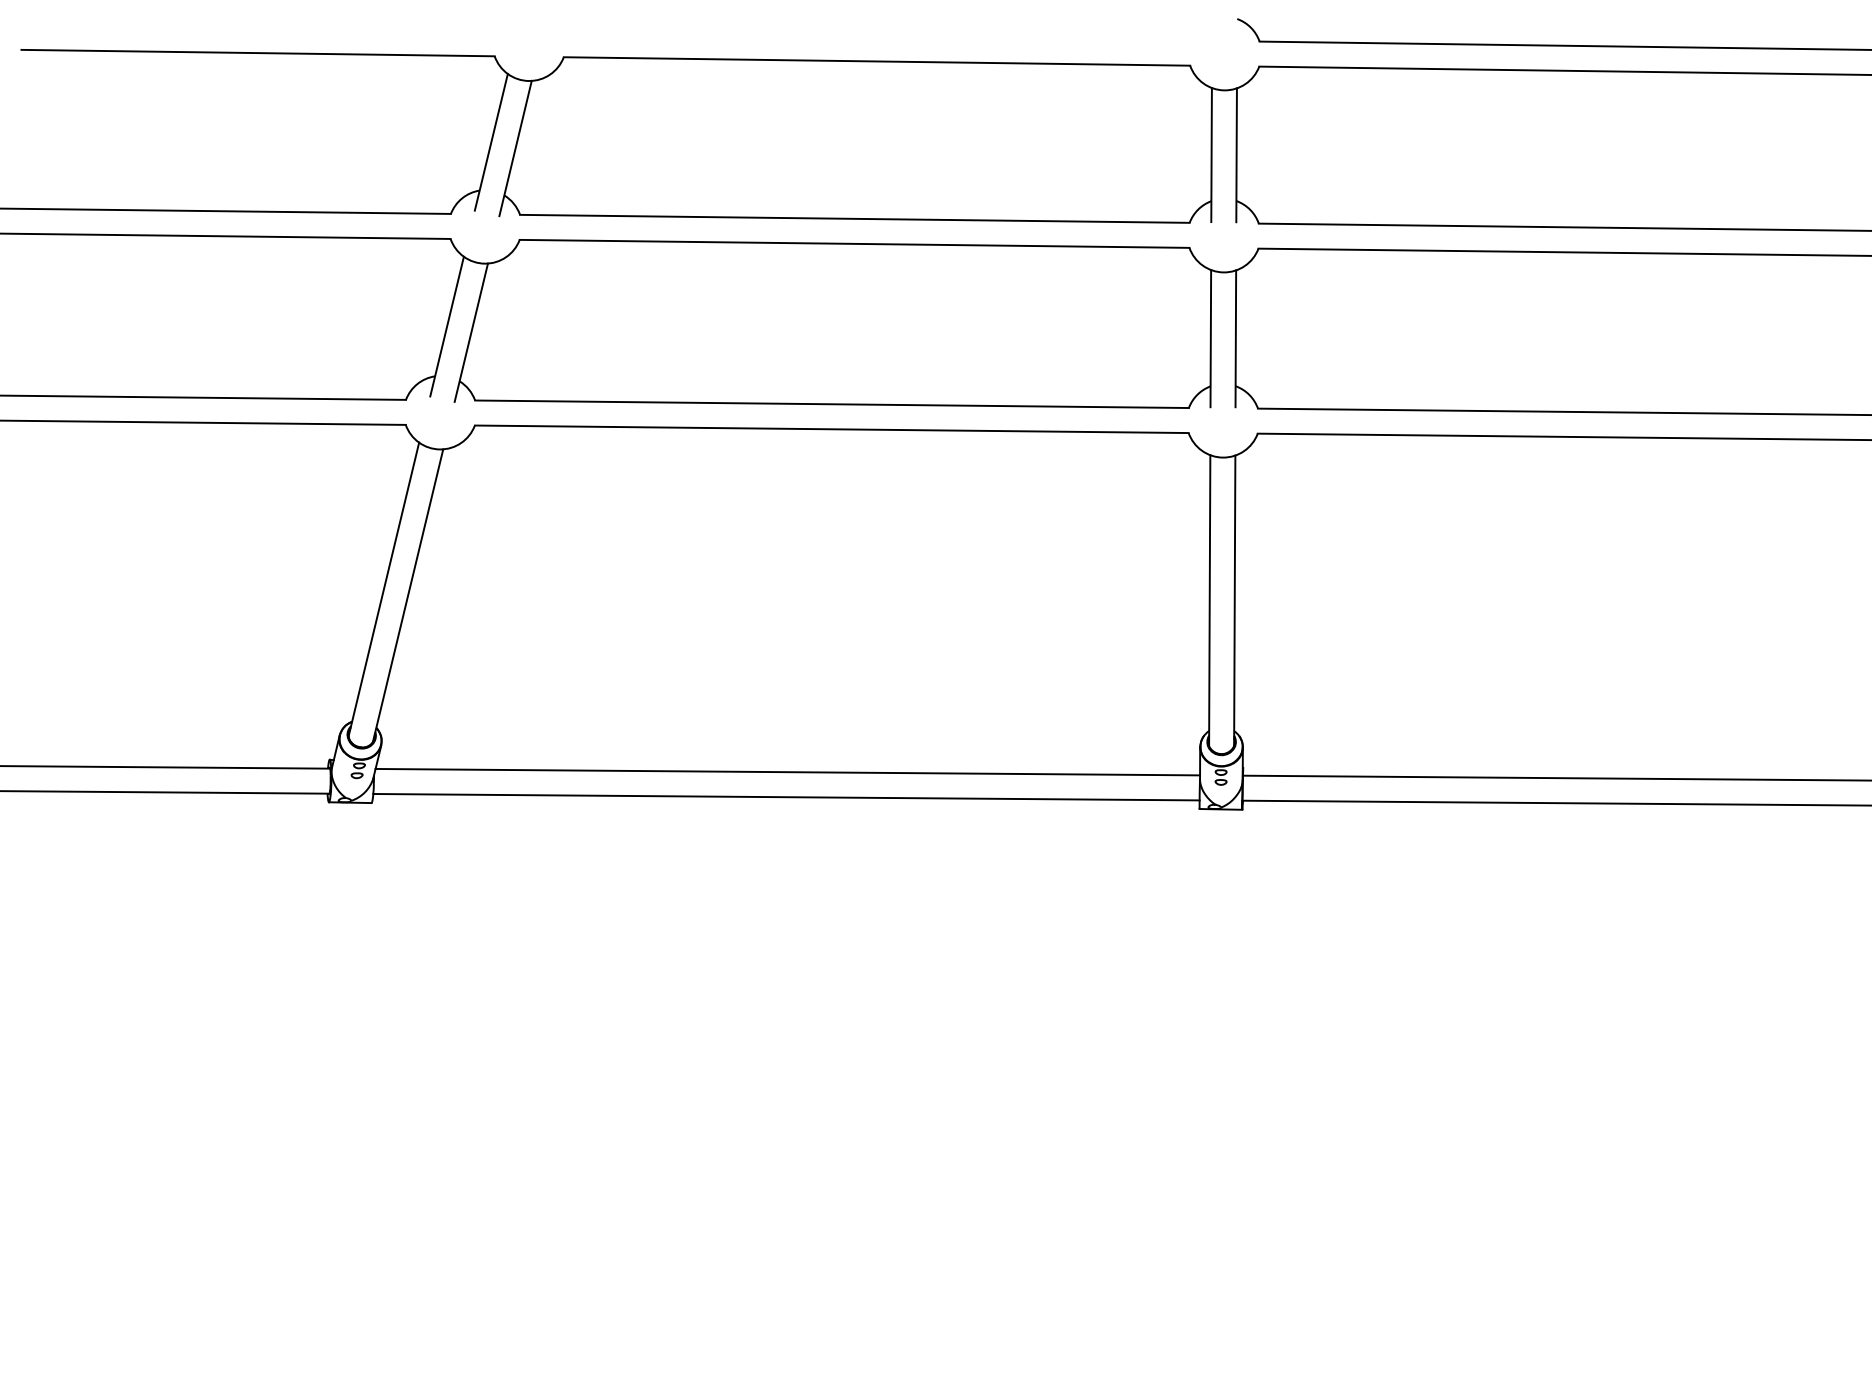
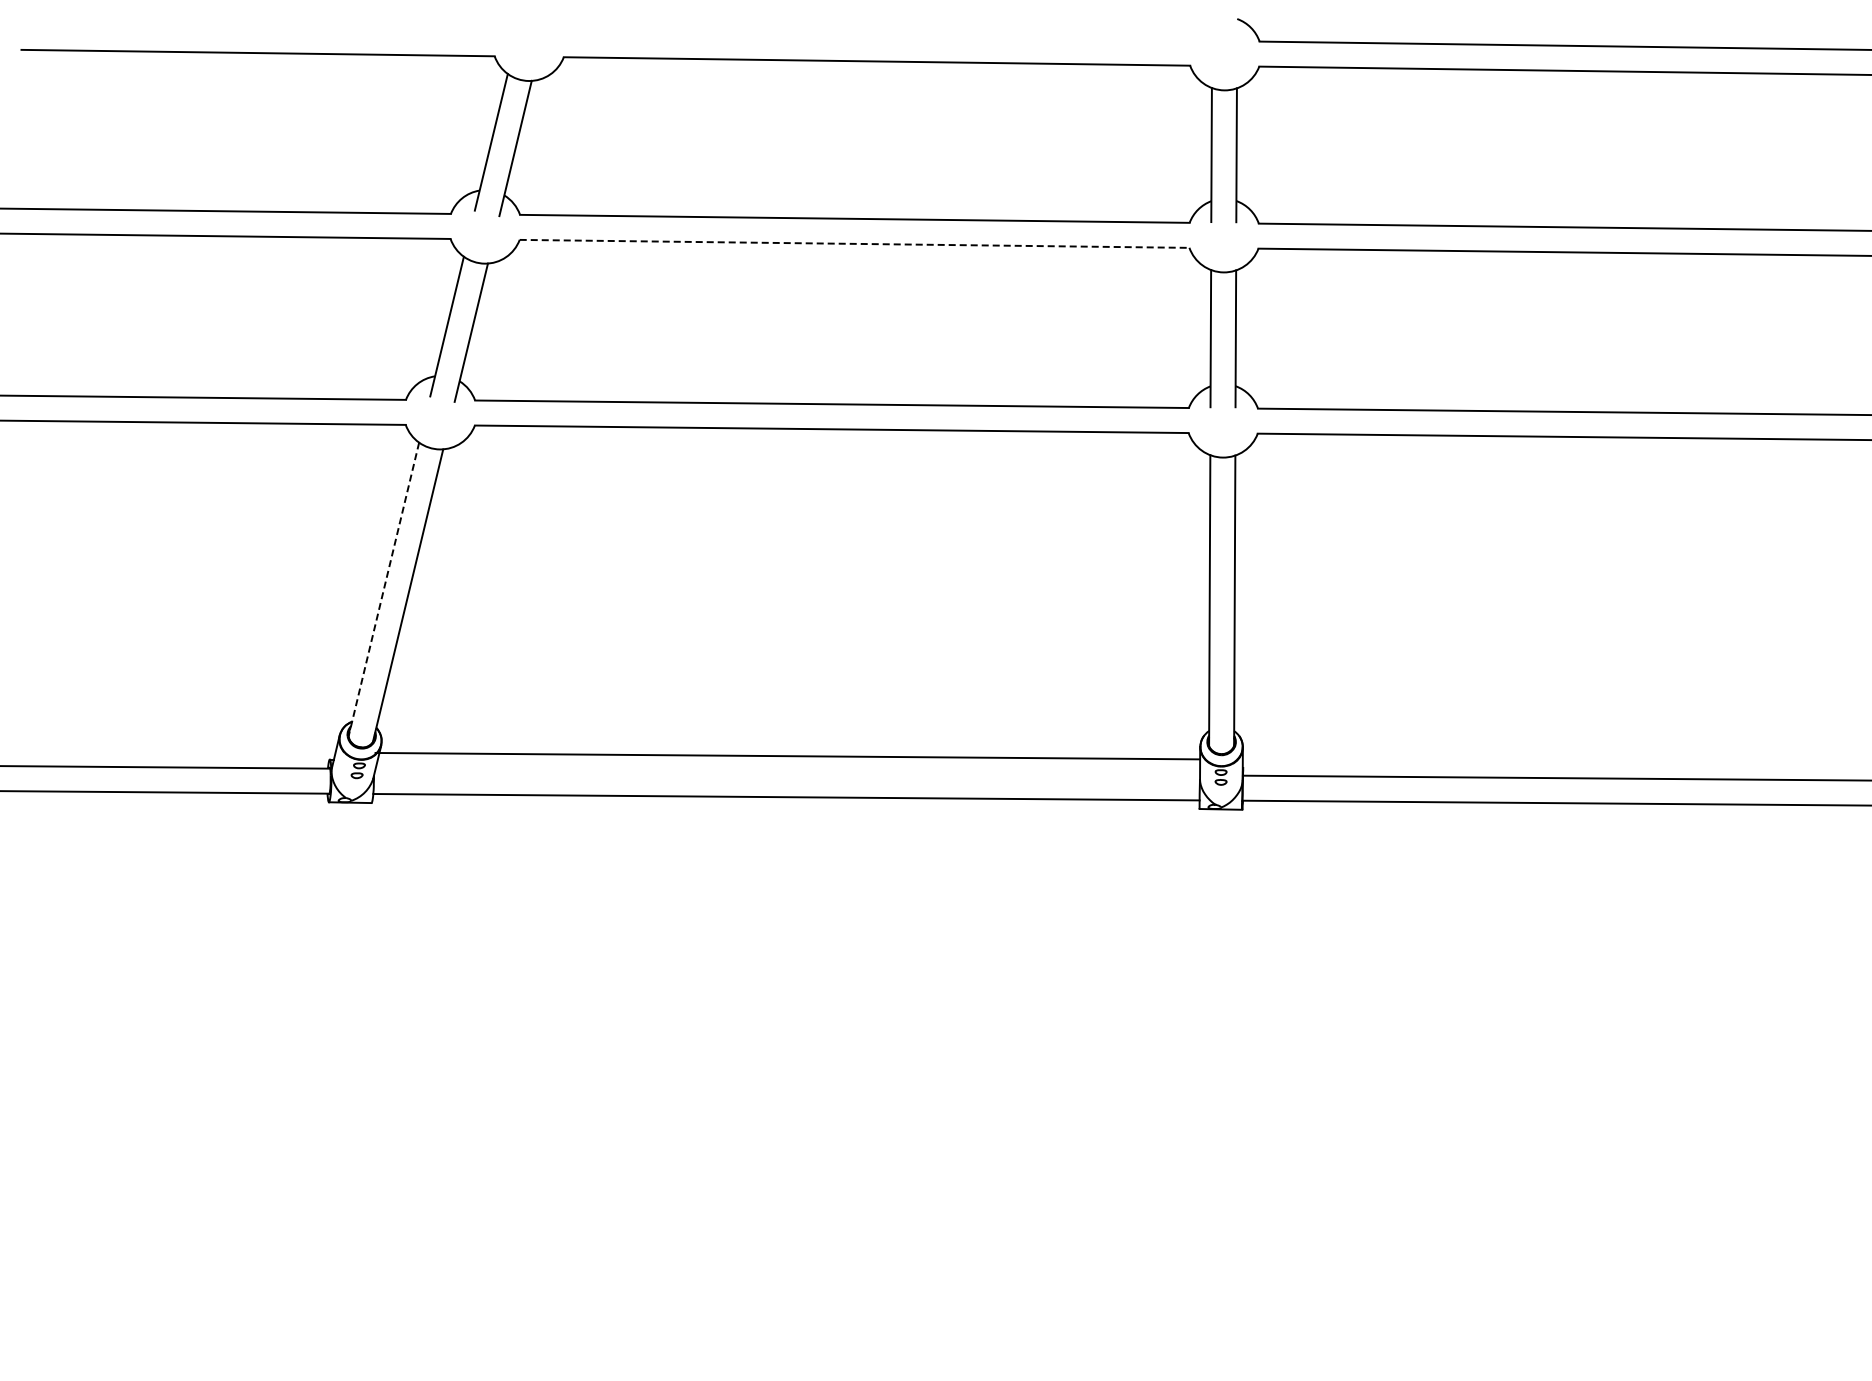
line: solid -> dashed (854, 243)
line: solid -> dashed (383, 589)
line position: (787, 771) -> (787, 755) (787, 755)
